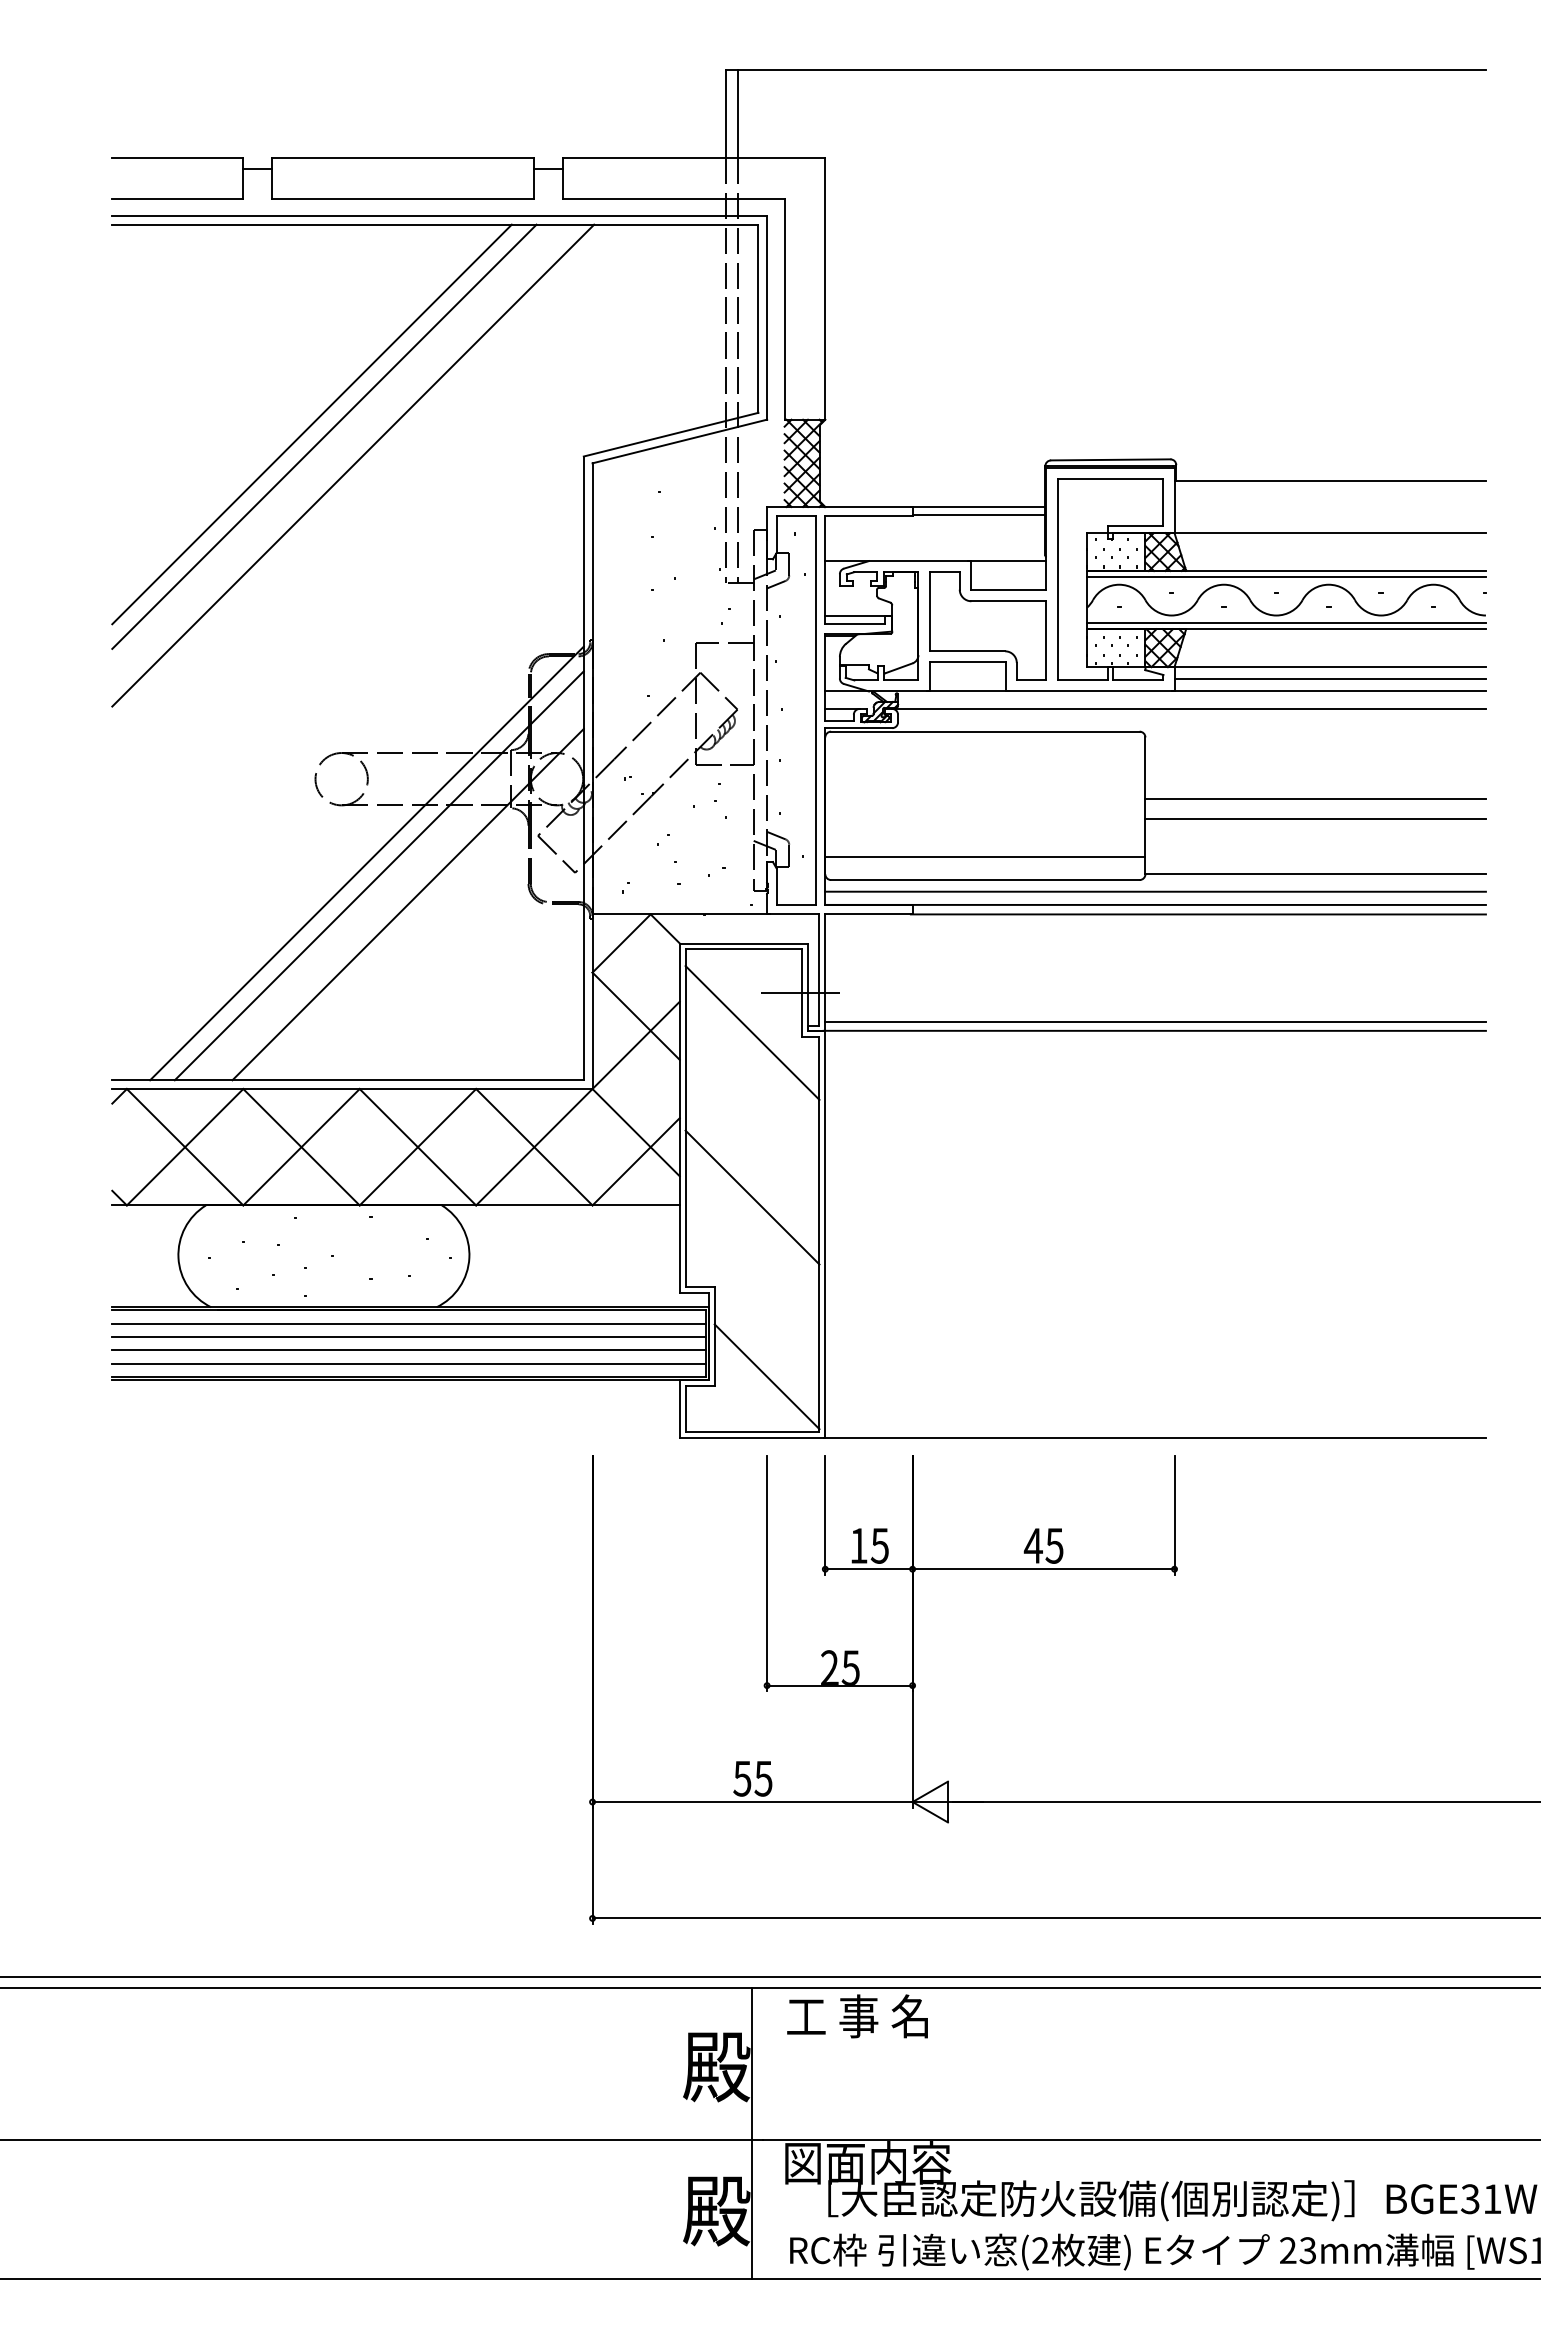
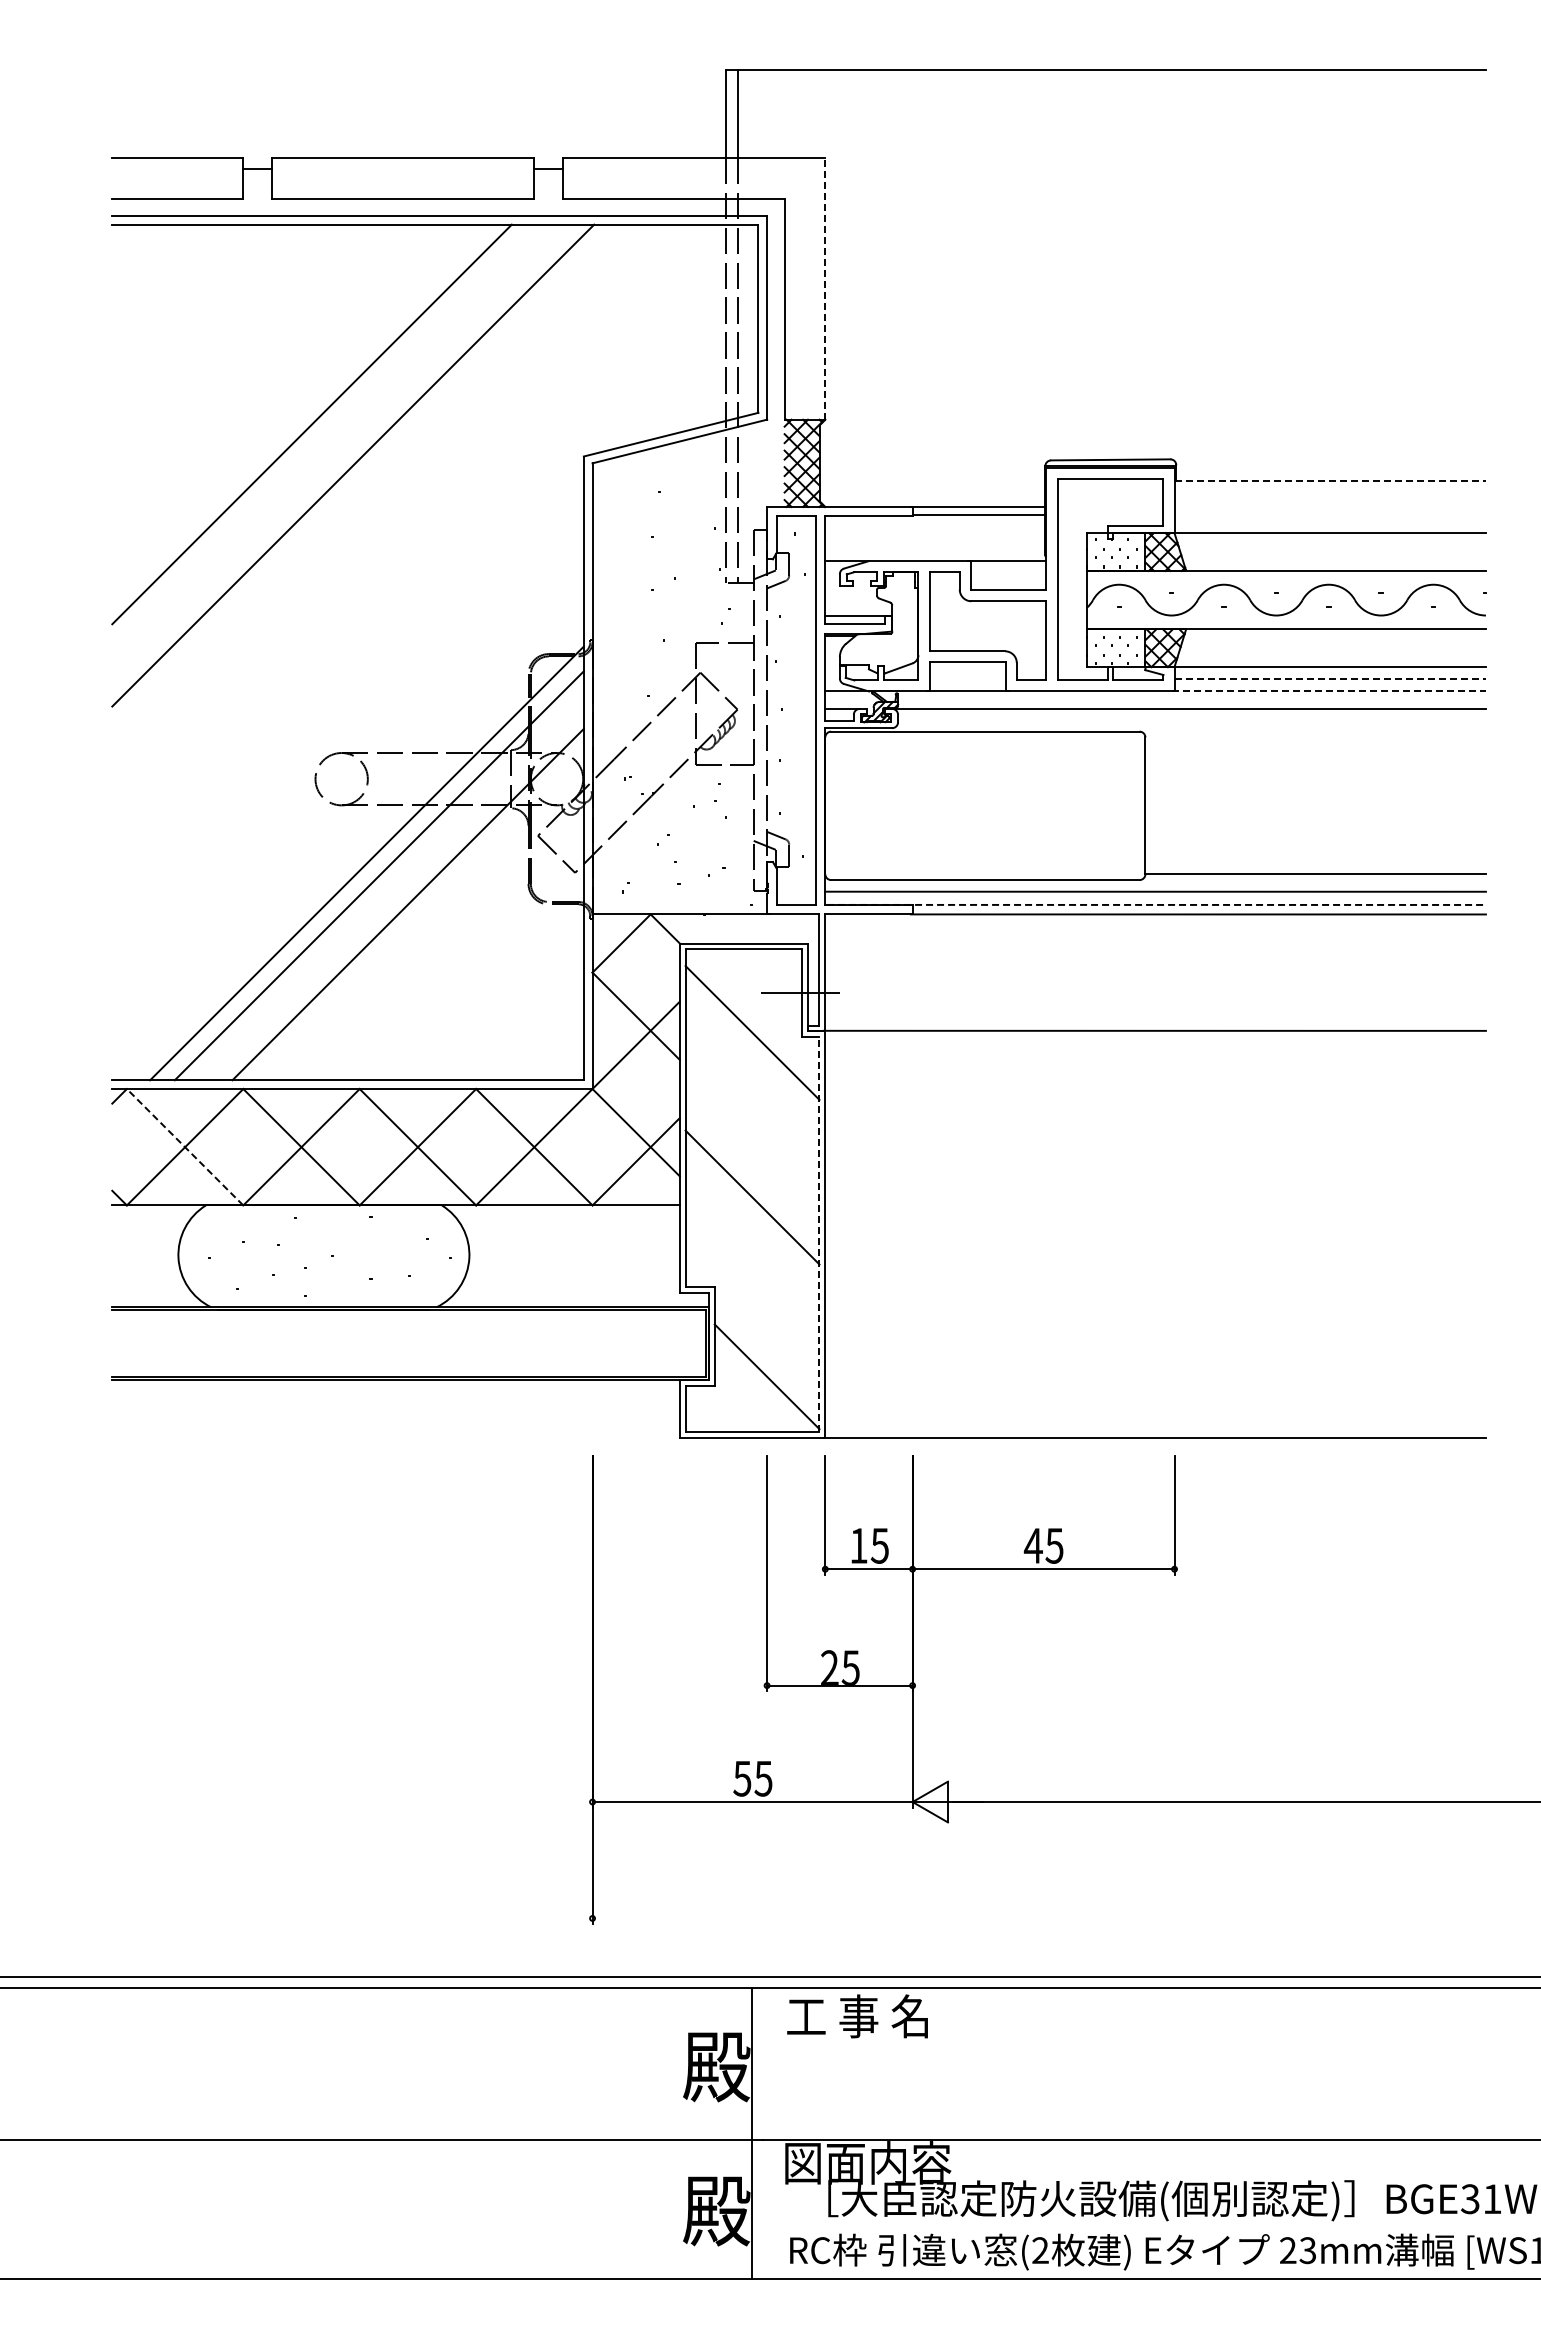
line: solid -> dashed (825, 288)
line: present -> none (324, 436)
line: solid -> dashed (1330, 480)
line: present -> none (1286, 576)
line: present -> none (1286, 623)
line: solid -> dashed (1330, 678)
line: solid -> dashed (1329, 691)
line: present -> none (1315, 799)
line: present -> none (1315, 818)
line: present -> none (985, 856)
line: solid -> dashed (1157, 904)
line: present -> none (1155, 1022)
line: solid -> dashed (184, 1146)
line: solid -> dashed (819, 1234)
line: present -> none (408, 1323)
line: present -> none (408, 1336)
line: present -> none (408, 1350)
line: present -> none (408, 1363)
line: present -> none (1064, 1918)
